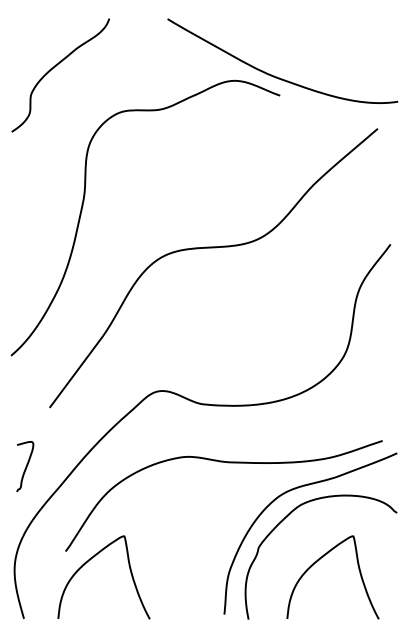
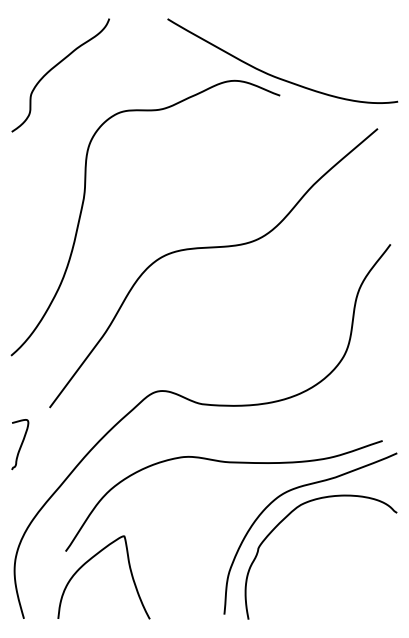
curve position: (25, 466) -> (20, 444) (20, 444)
curve: present -> none (318, 561)
